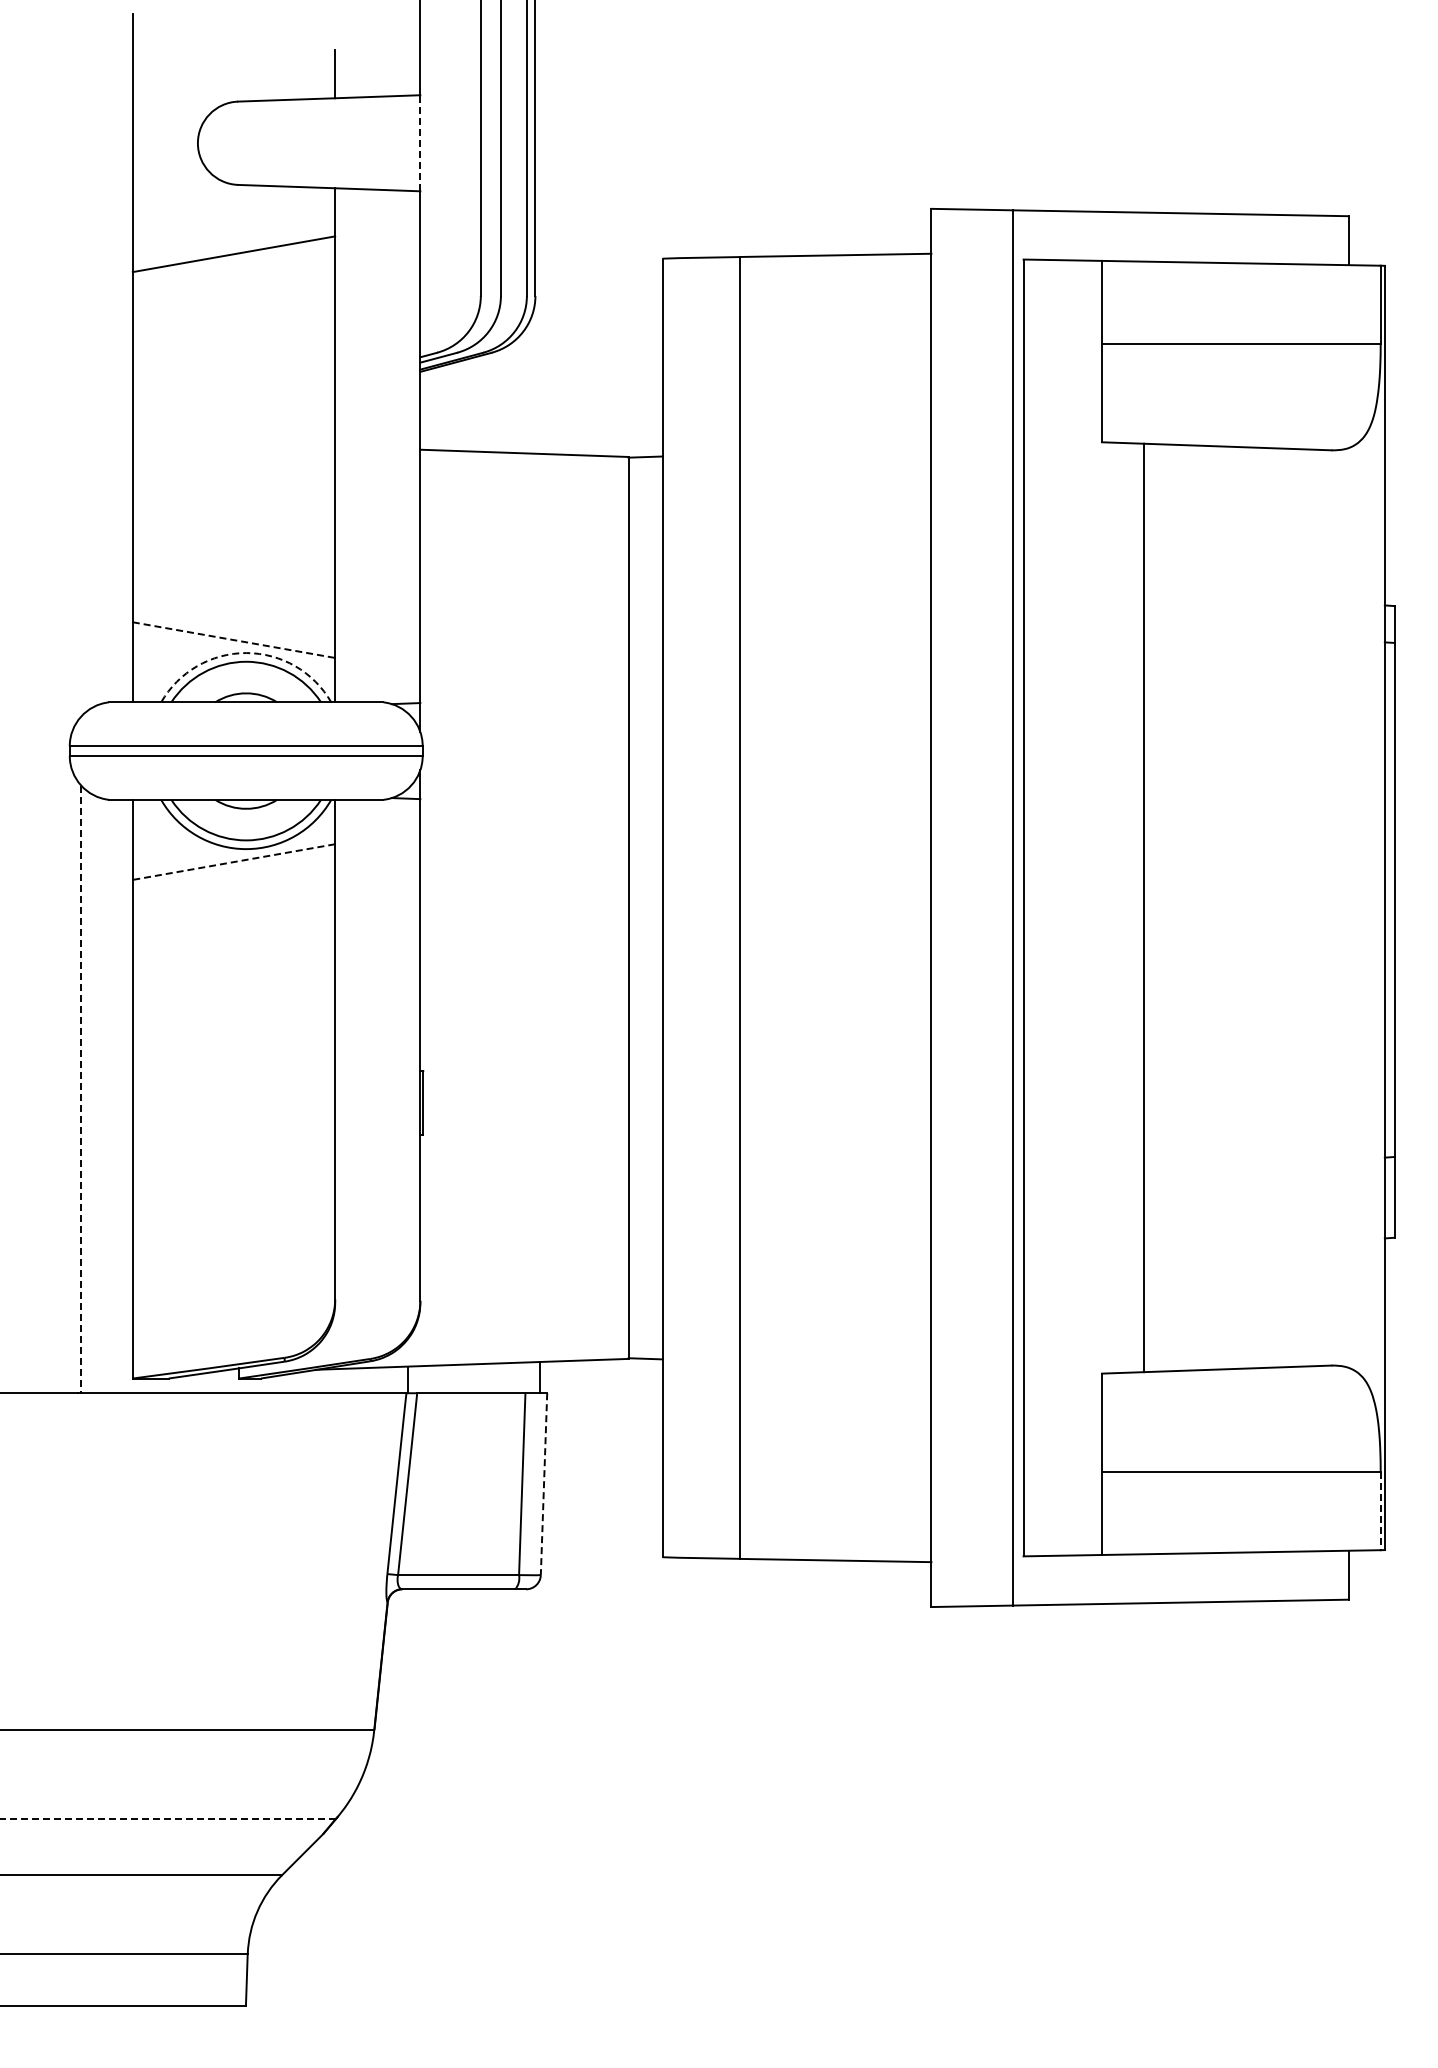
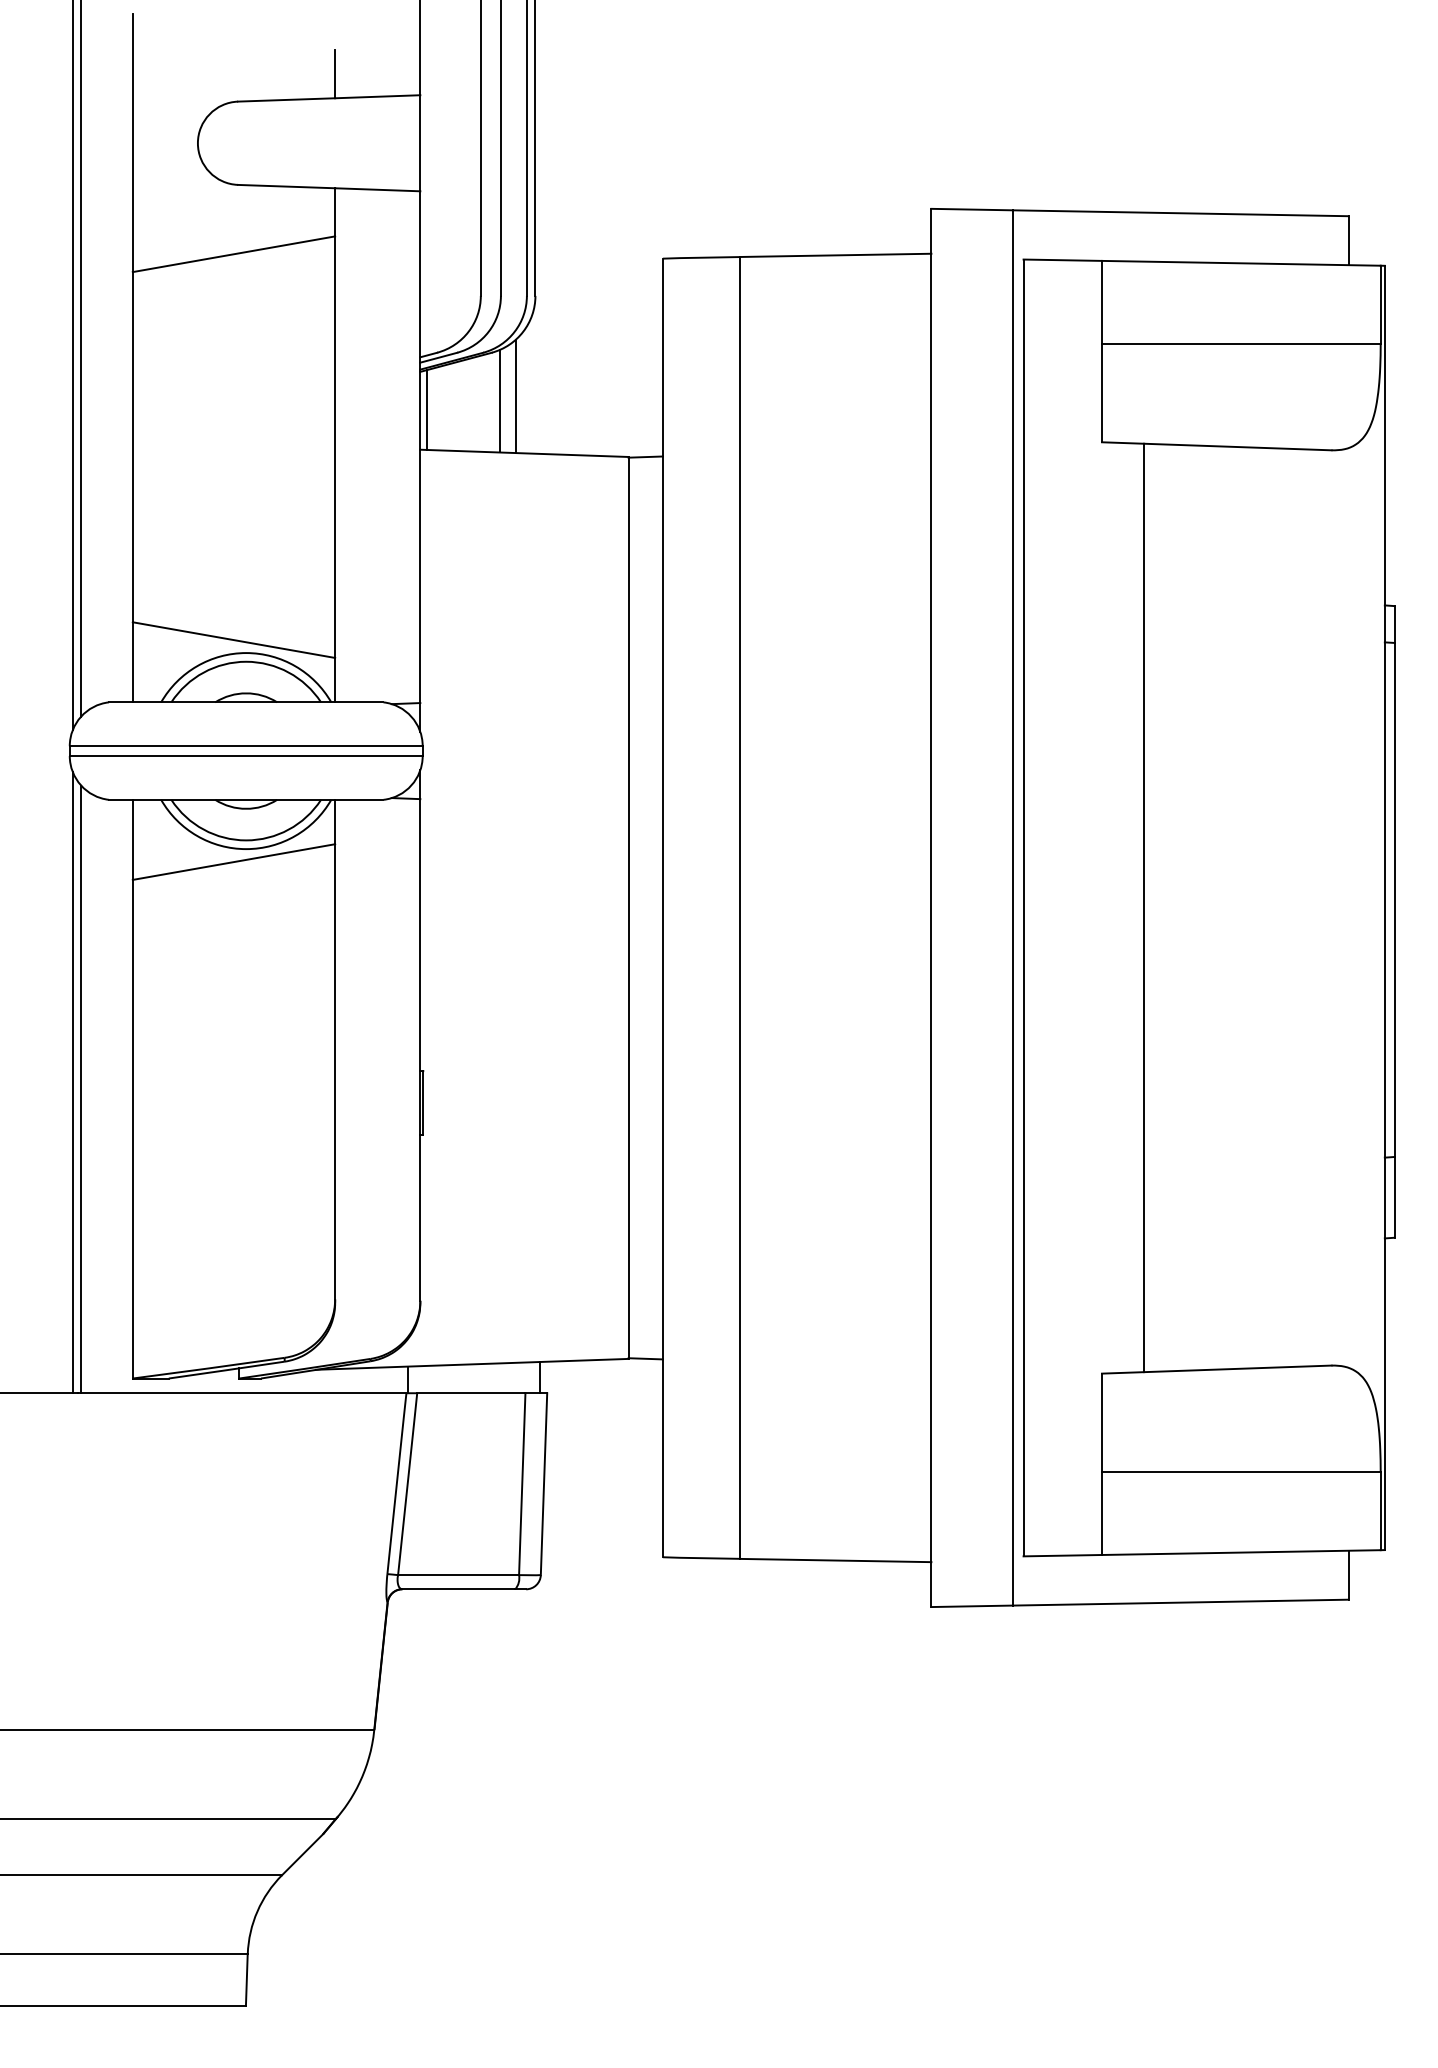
line: dashed -> solid (420, 142)
line: none -> present (81, 359)
line: none -> present (72, 366)
line: none -> present (516, 396)
line: none -> present (499, 400)
line: none -> present (426, 409)
line: dashed -> solid (233, 640)
arc: dashed -> solid (246, 653)
line: dashed -> solid (233, 862)
line: none -> present (72, 1082)
line: dashed -> solid (81, 1089)
line: dashed -> solid (544, 1484)
line: dashed -> solid (1380, 1511)
line: dashed -> solid (168, 1818)
